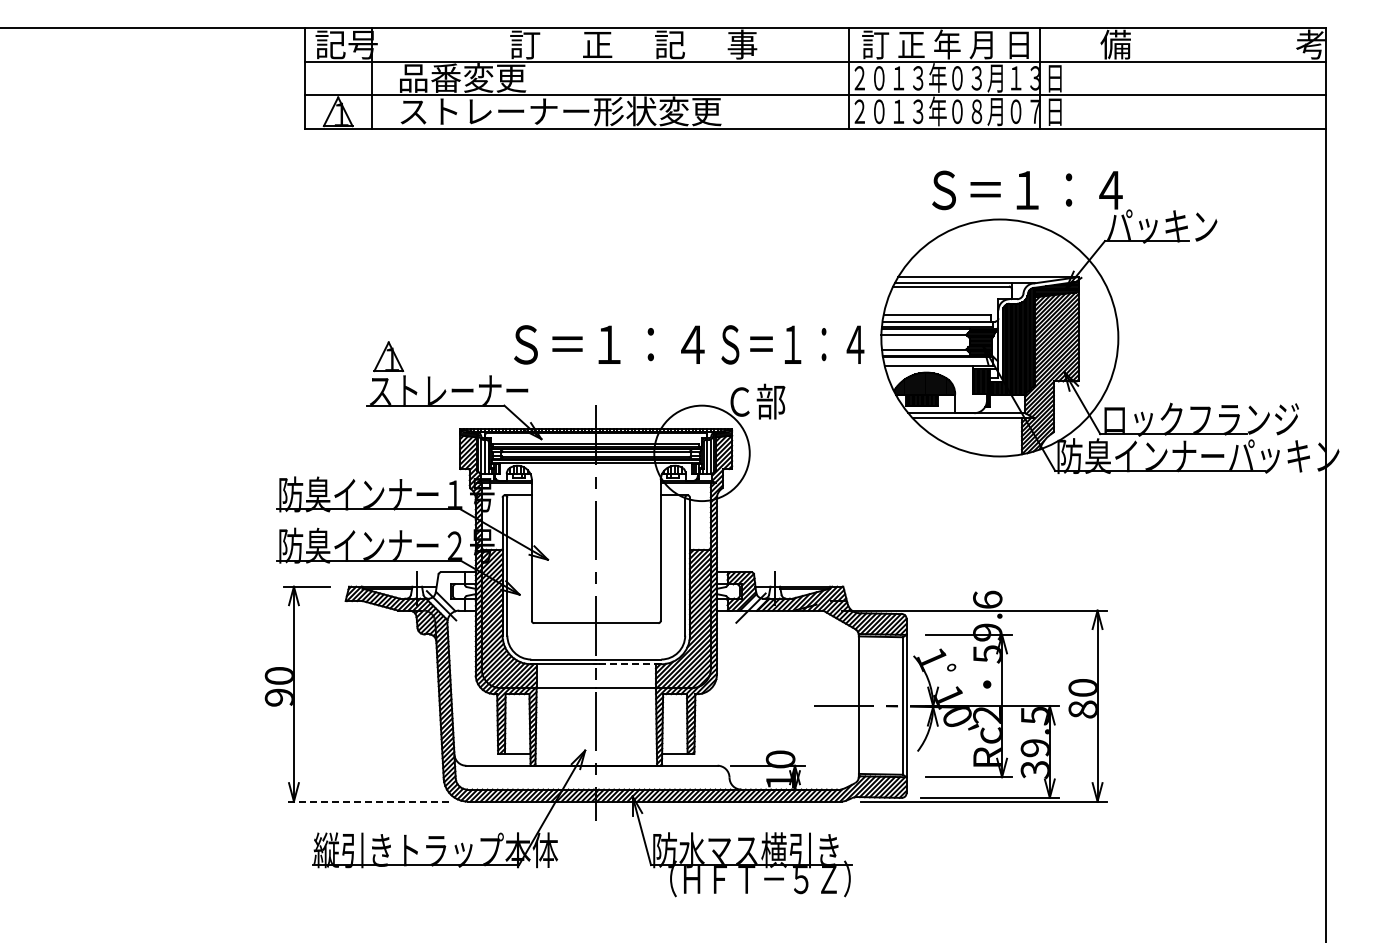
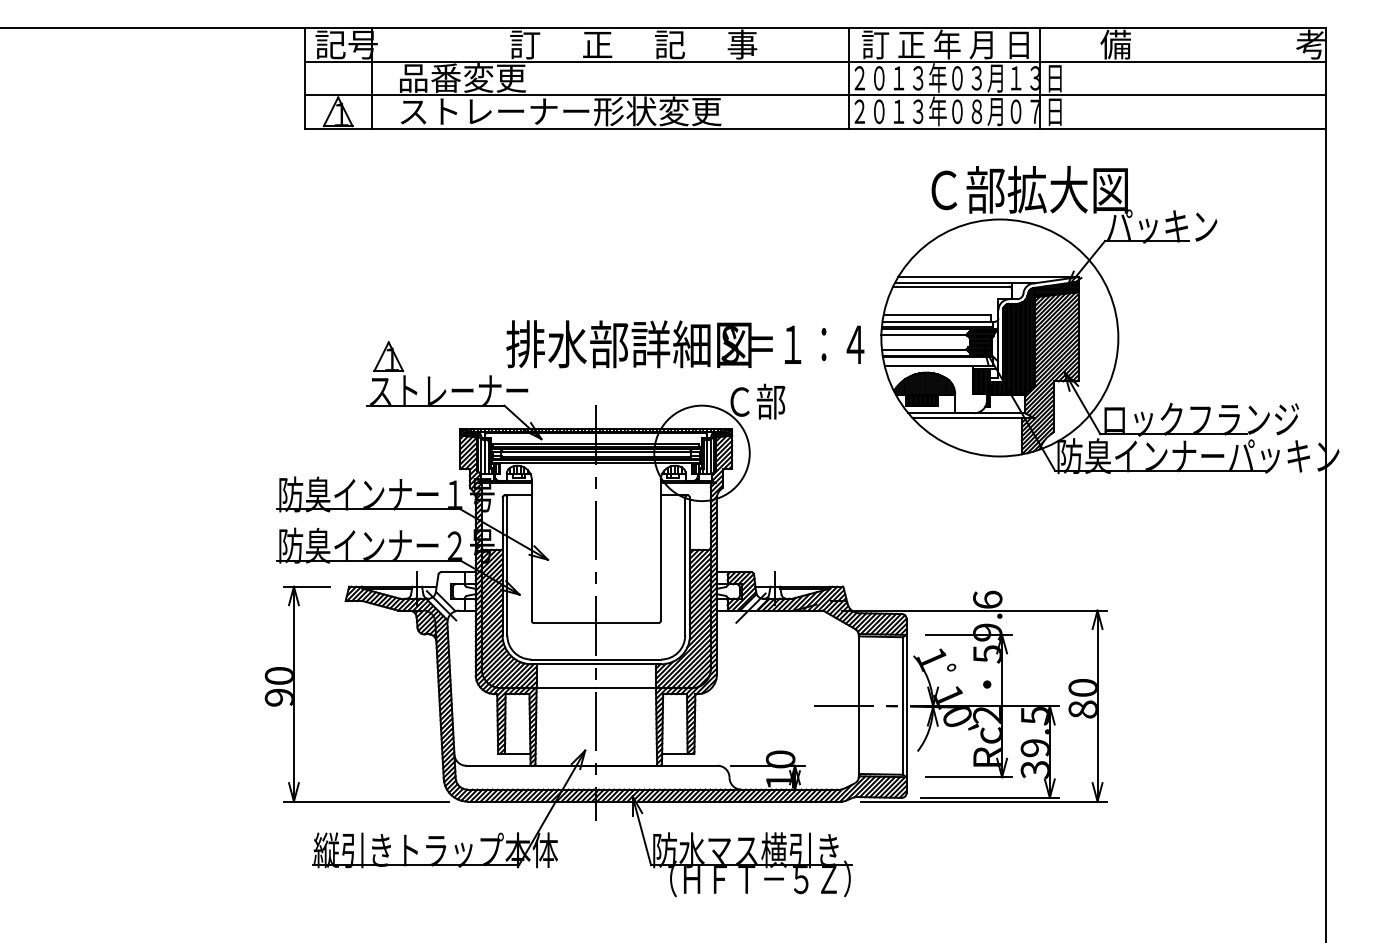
text: Ｓ＝１：４ -> Ｃ部拡大図 (1029, 189)
text: Ｓ＝１：４ -> 排水部詳細図 (628, 344)
line: dashed -> solid (630, 664)
line: dashed -> solid (365, 801)
